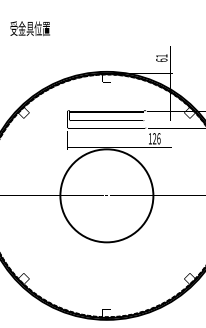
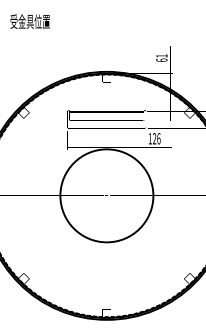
text position: (29, 28) -> (29, 21) (29, 21)
